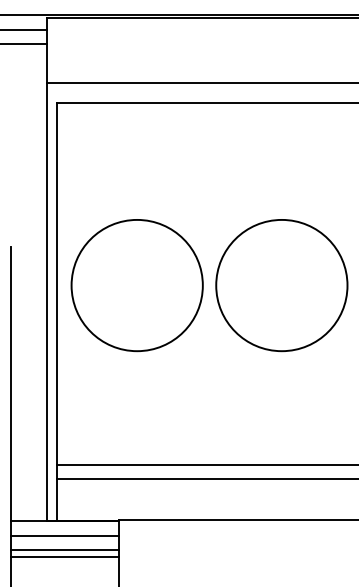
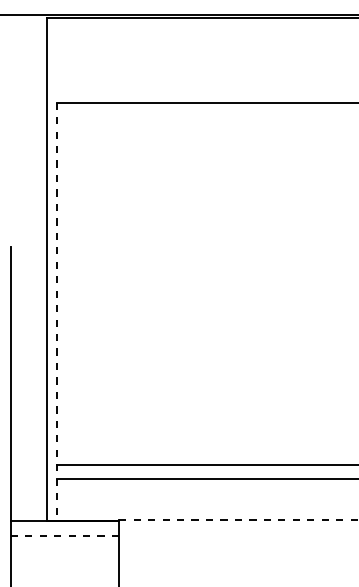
line: present -> none (24, 29)
line: present -> none (24, 44)
line: present -> none (200, 83)
circle: present -> none (136, 285)
circle: present -> none (281, 285)
line: solid -> dashed (57, 312)
line: solid -> dashed (238, 520)
line: solid -> dashed (64, 535)
line: present -> none (64, 550)
line: present -> none (64, 557)
